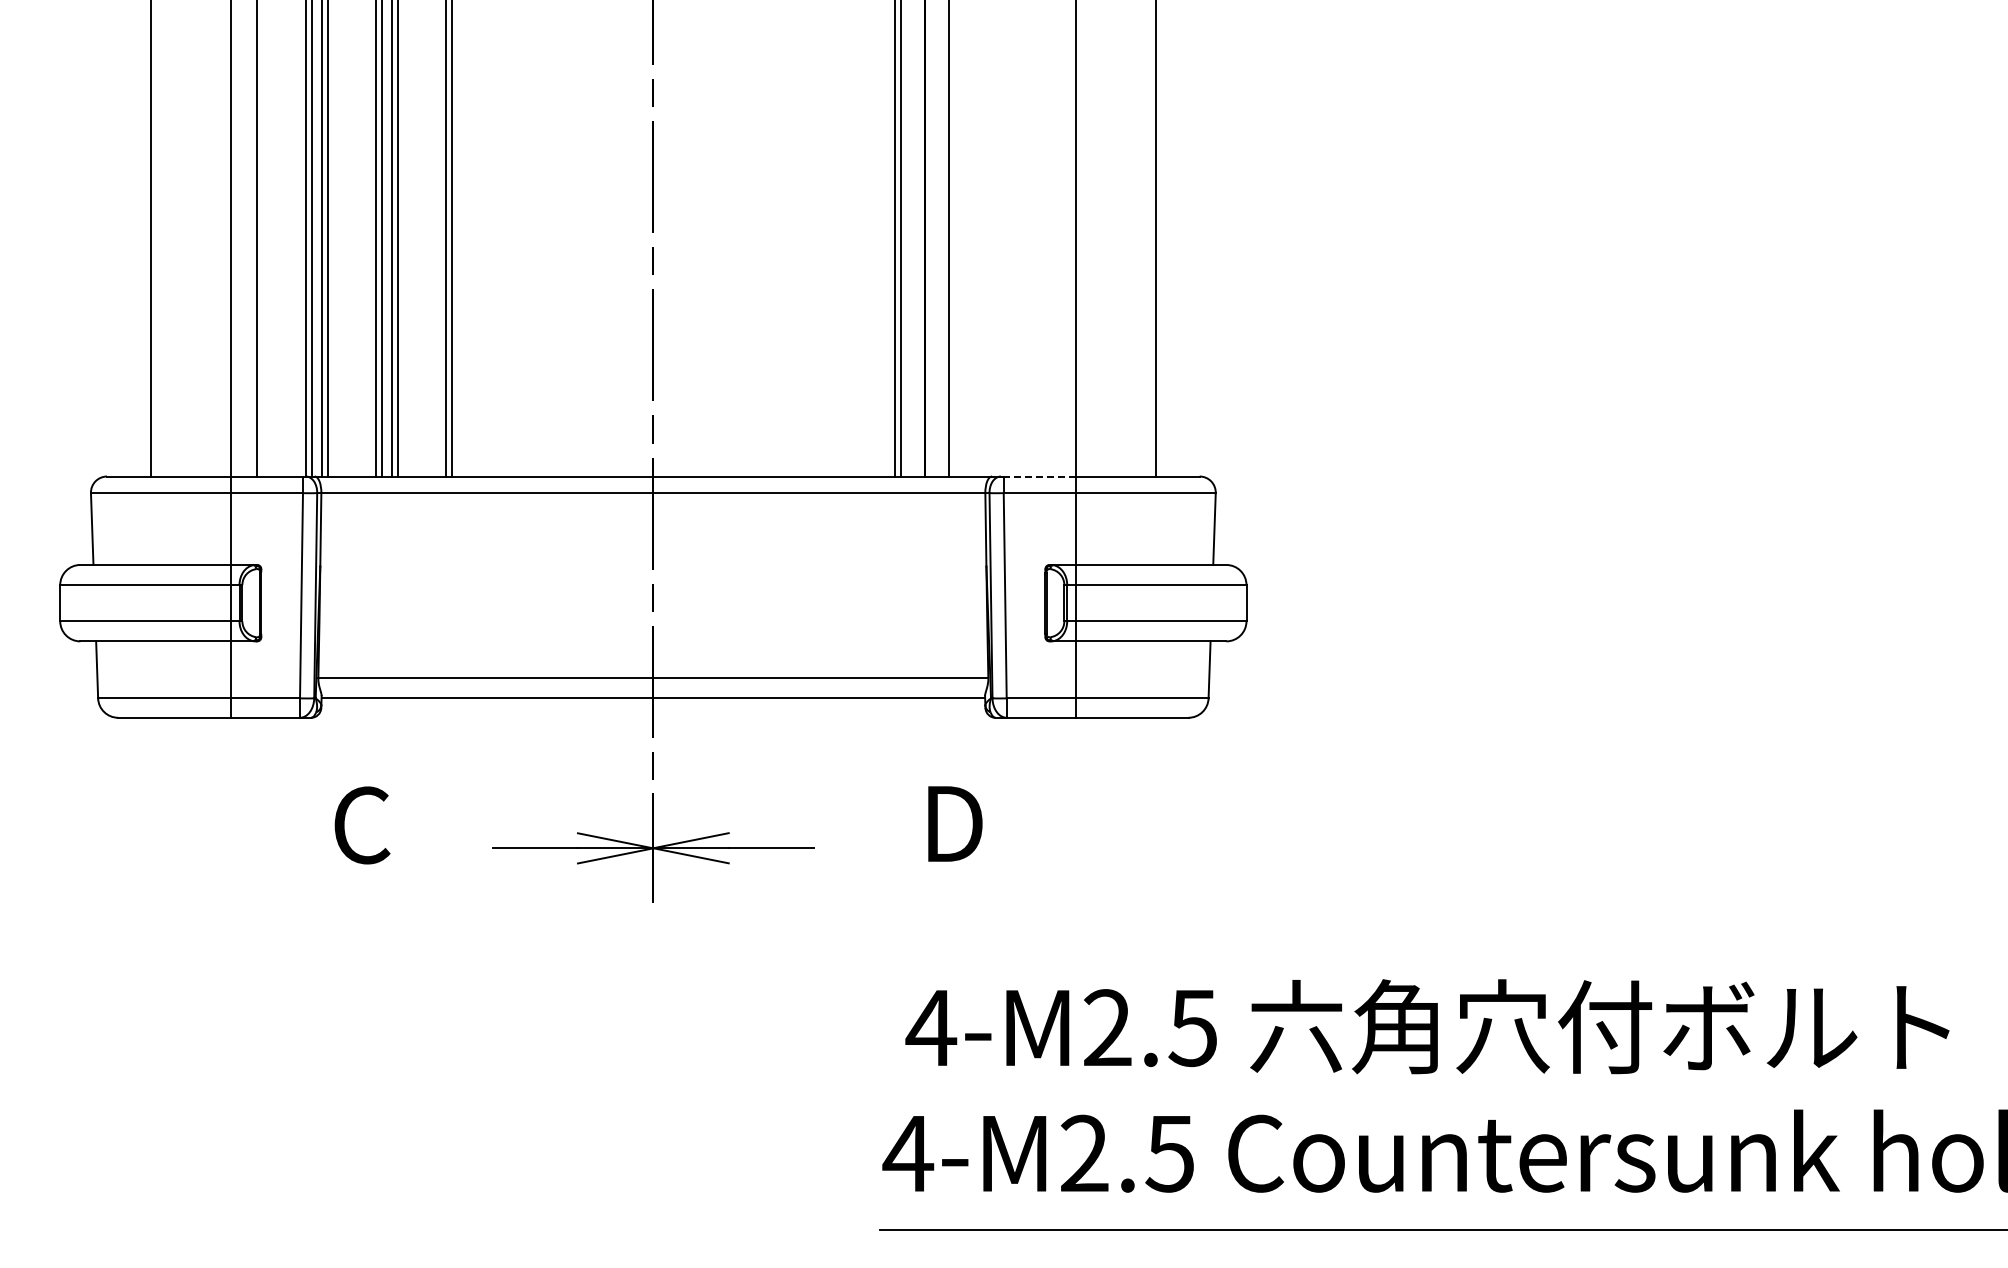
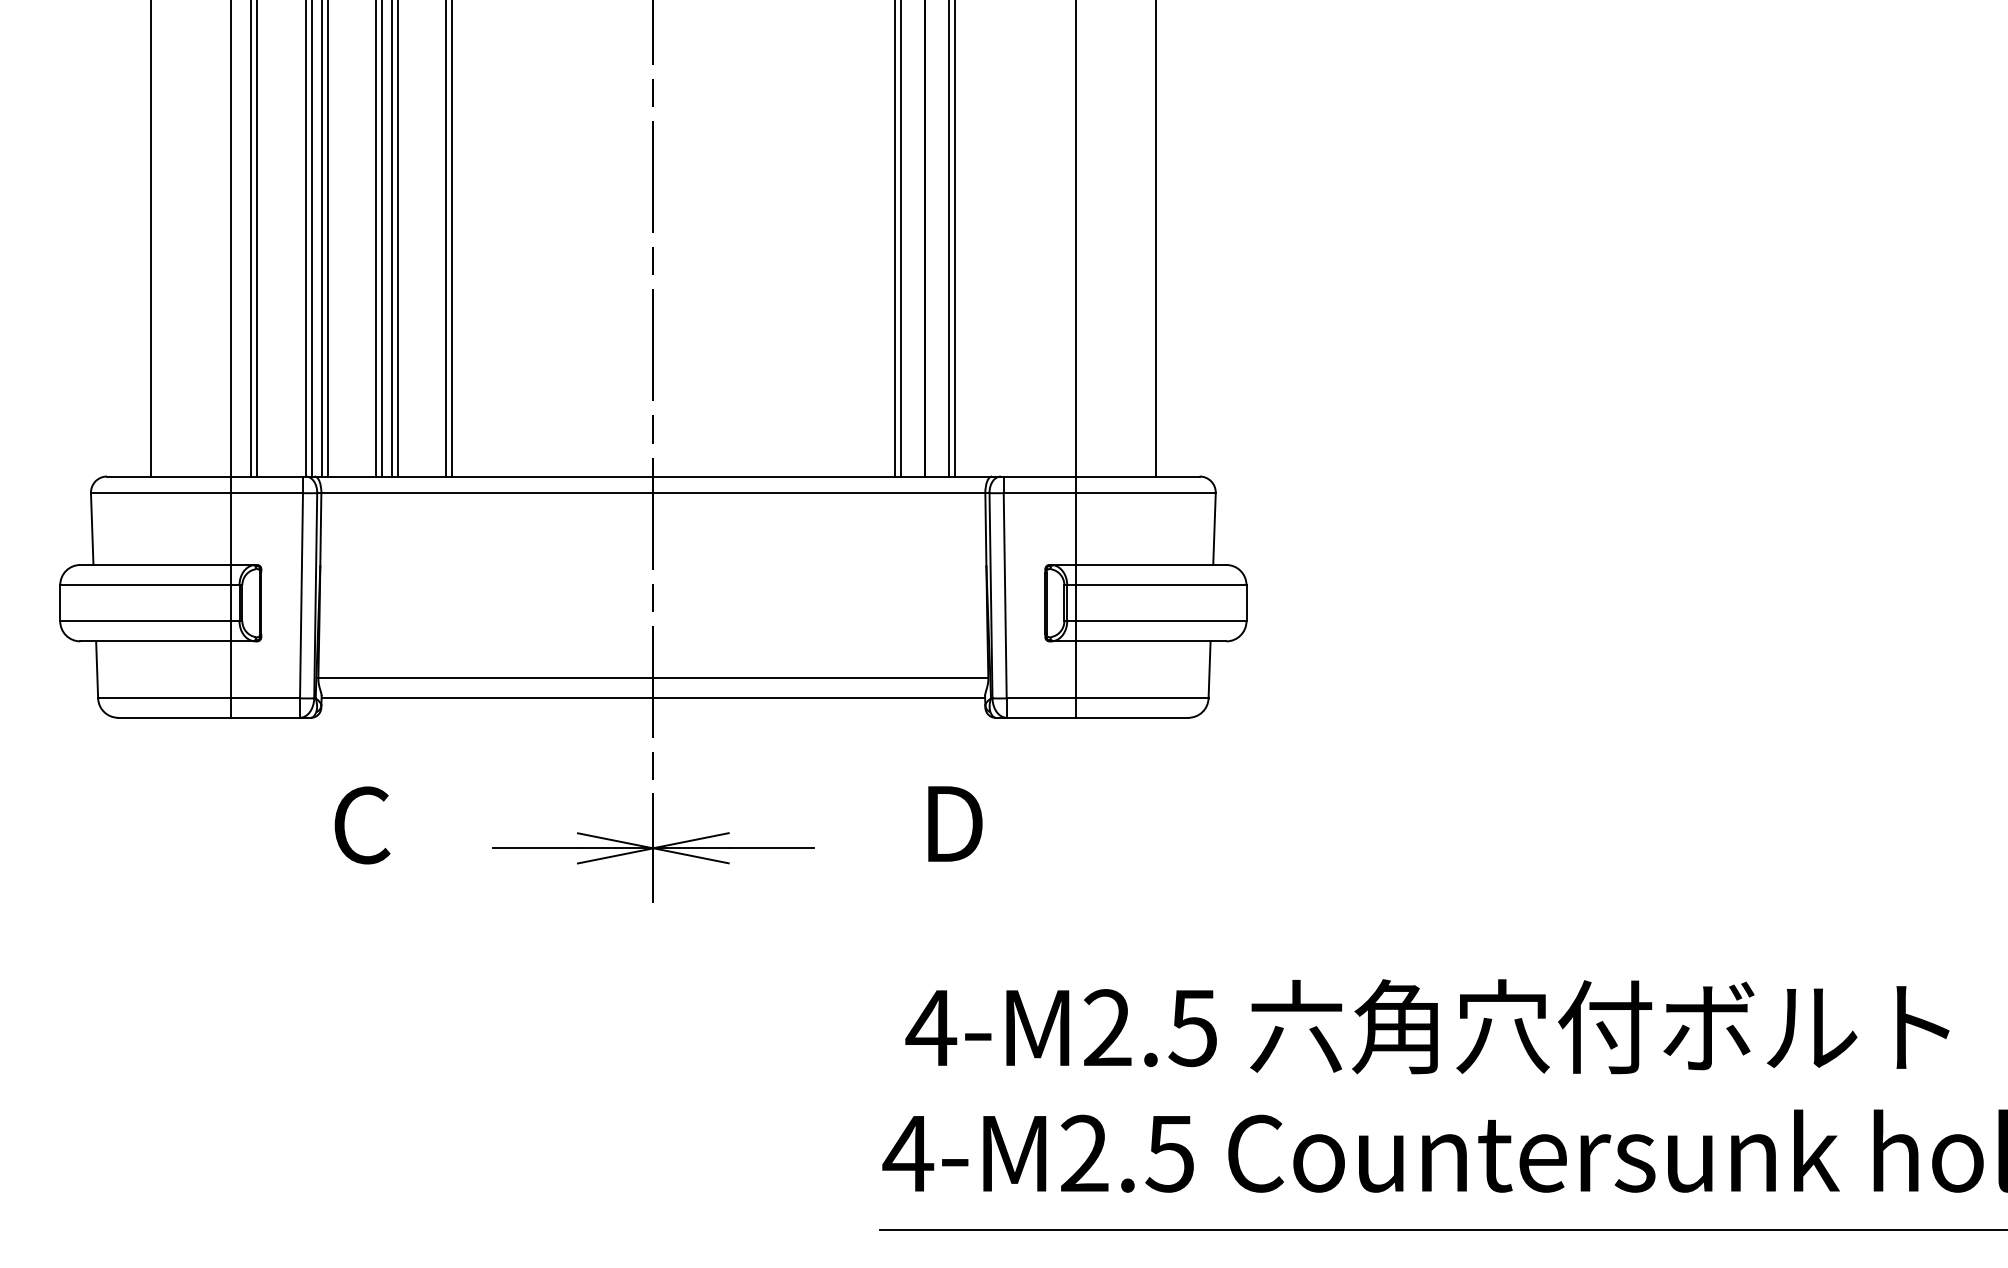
line: none -> present (251, 239)
line: none -> present (954, 239)
line: dashed -> solid (1039, 476)
